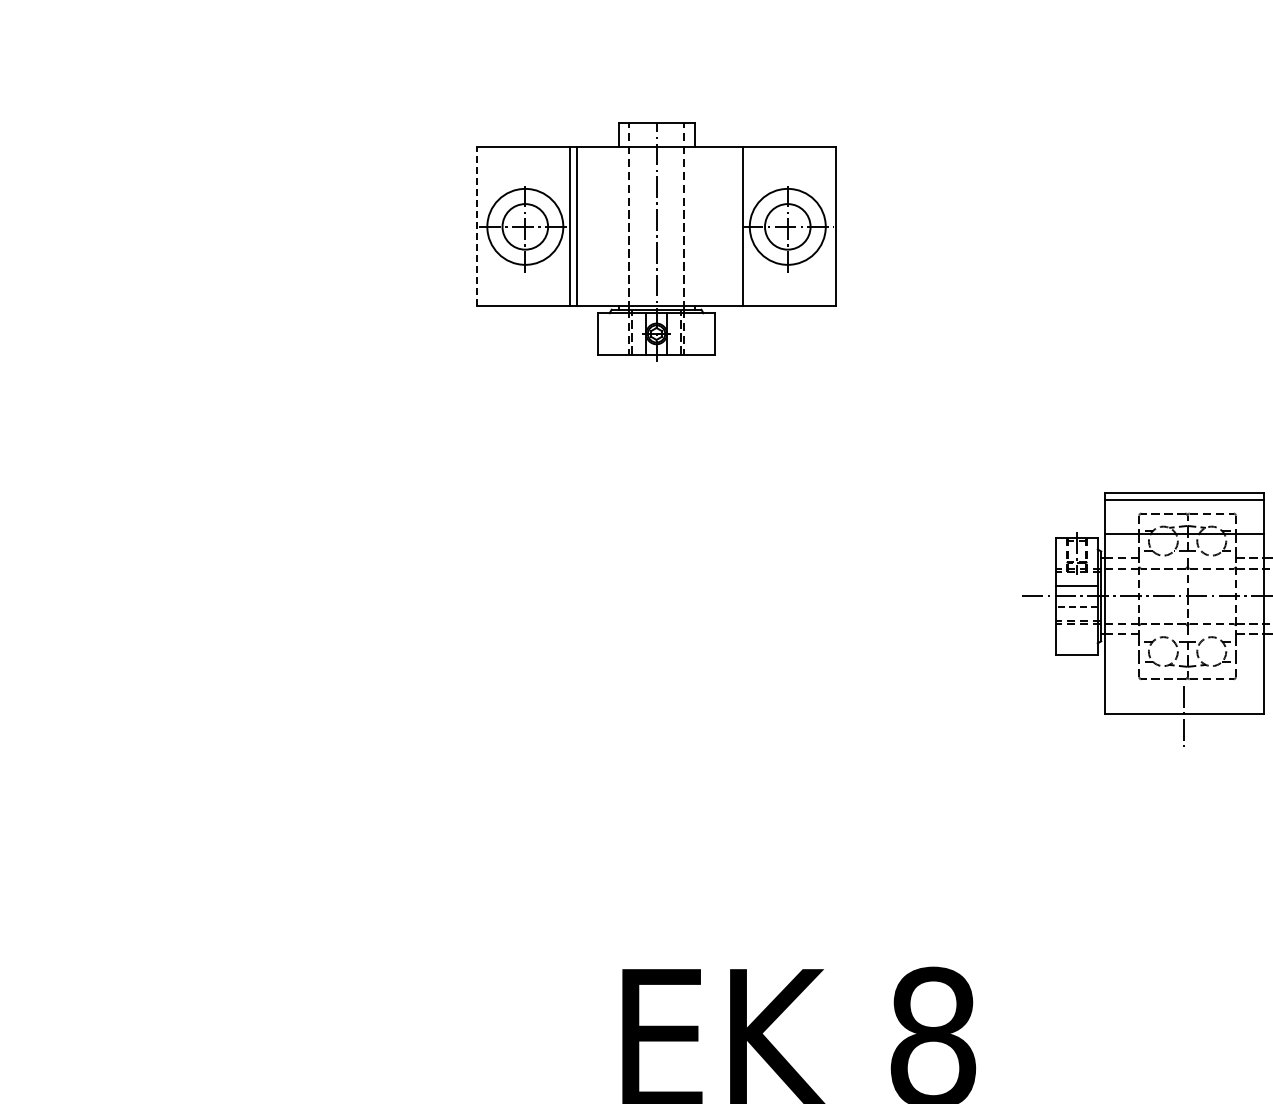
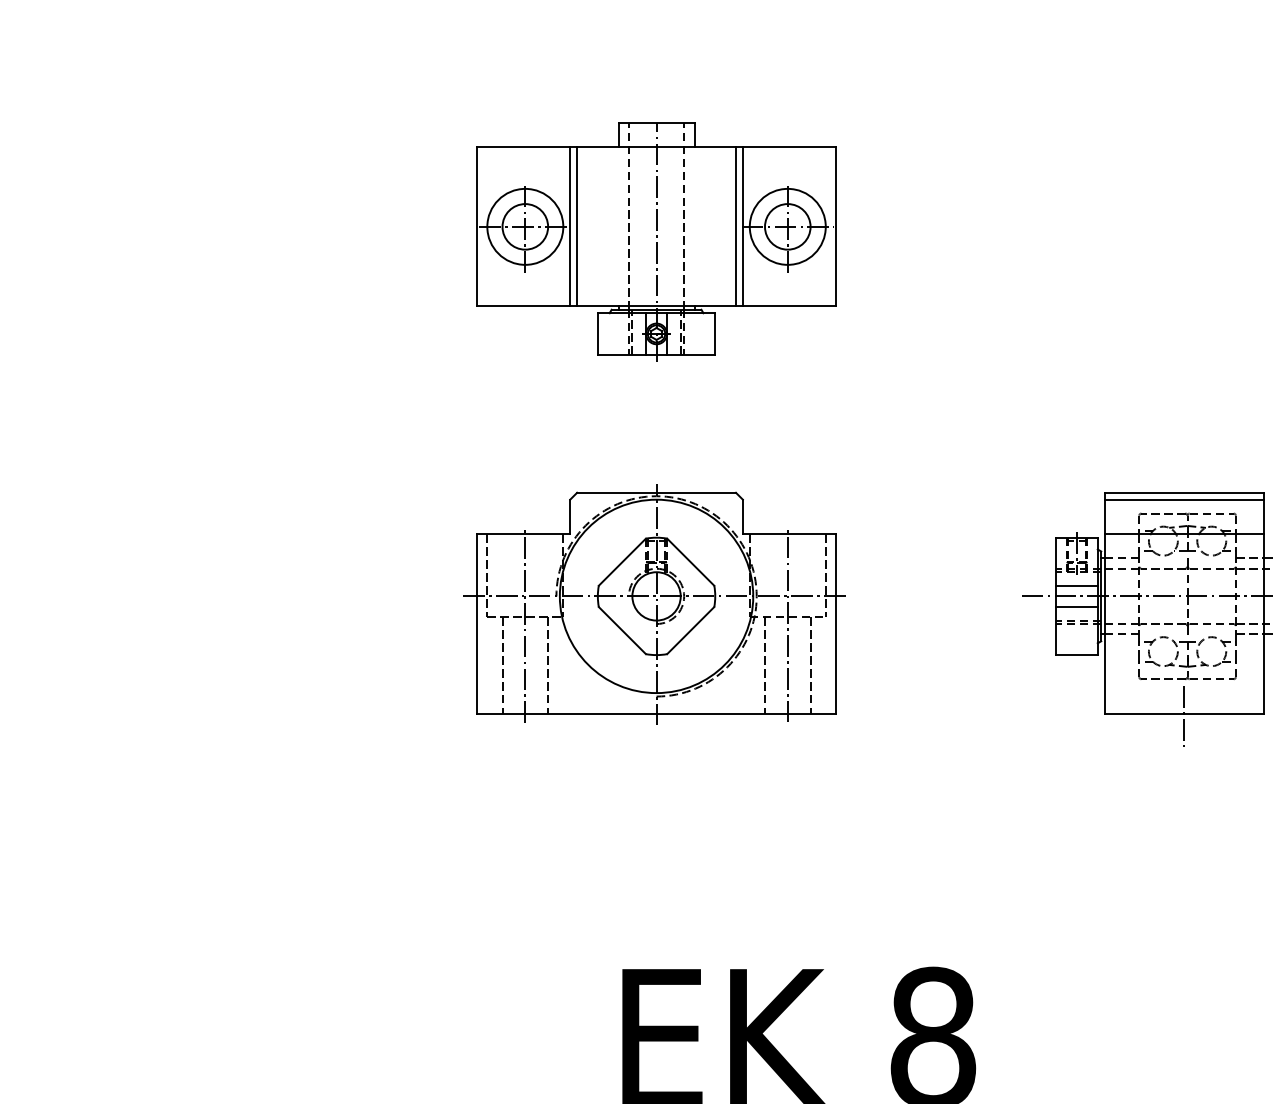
line: dashed -> solid (476, 226)
line: none -> present (735, 226)
part: none -> present (654, 604)
line: dashed -> solid (1077, 607)
